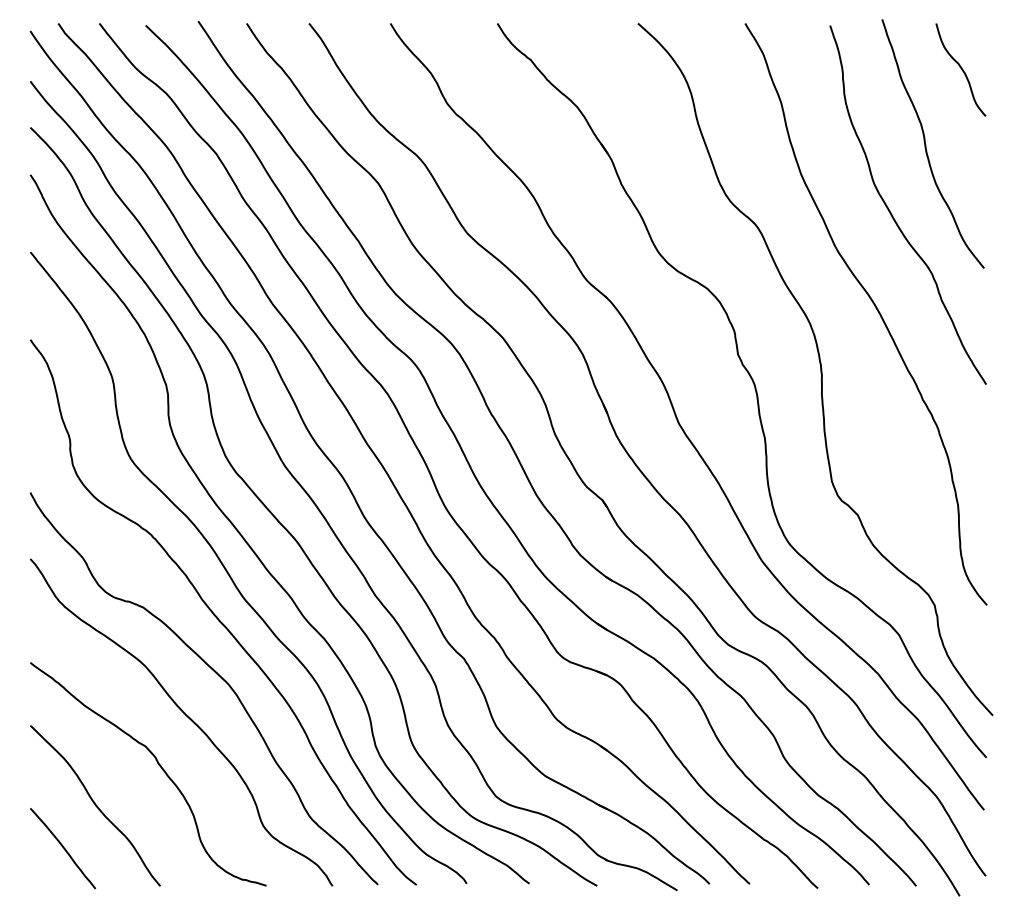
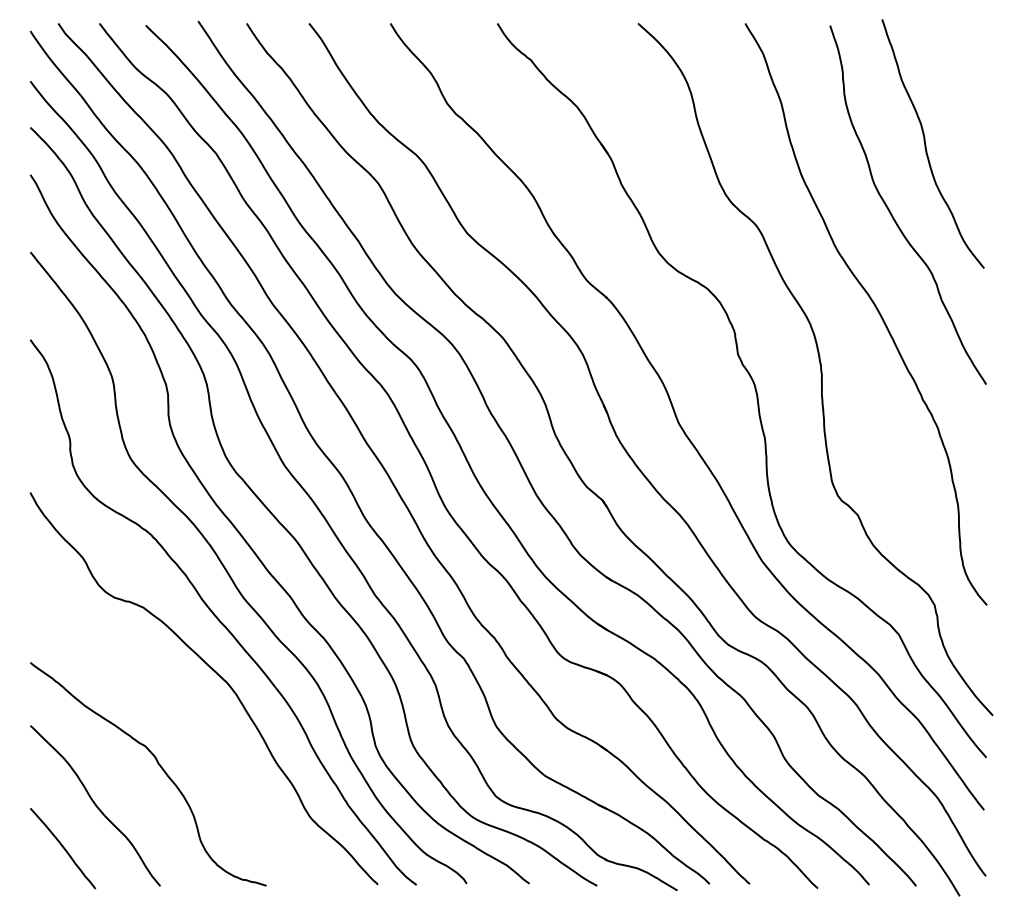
curve: present -> none (960, 68)
curve: present -> none (186, 716)
